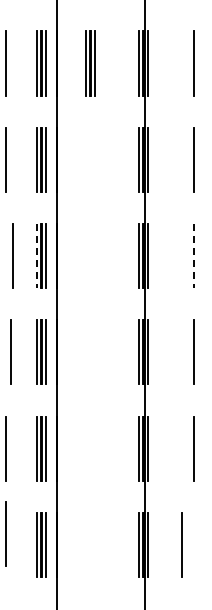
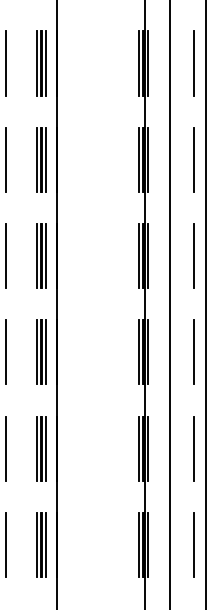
part: present -> none (90, 63)
line position: (12, 255) -> (5, 255) (5, 255)
line: dashed -> solid (36, 256)
line: dashed -> solid (193, 256)
line: none -> present (170, 304)
line: none -> present (205, 304)
line position: (10, 351) -> (5, 351) (5, 351)
line position: (5, 533) -> (5, 544) (5, 544)
line position: (181, 544) -> (193, 544) (193, 544)
